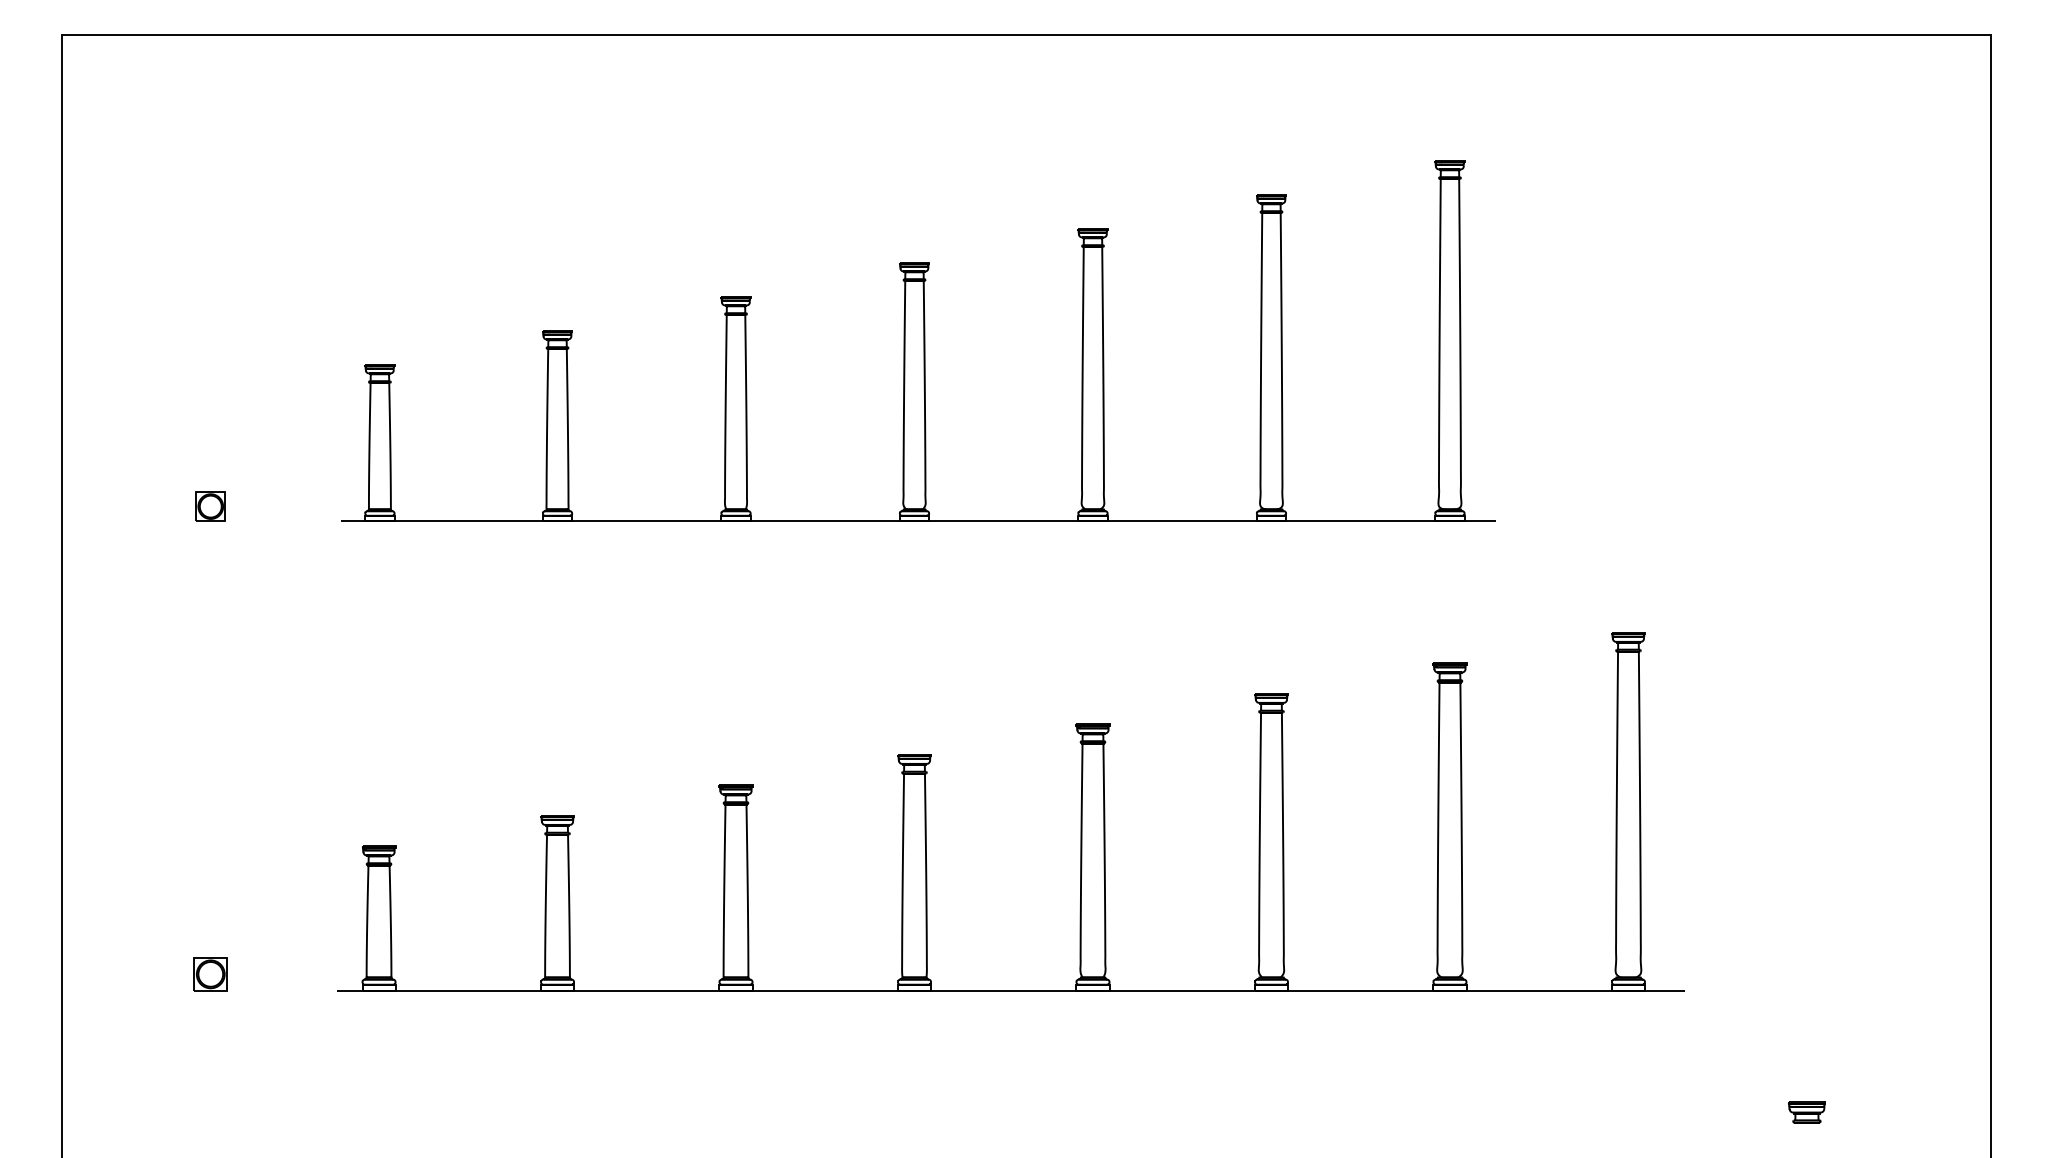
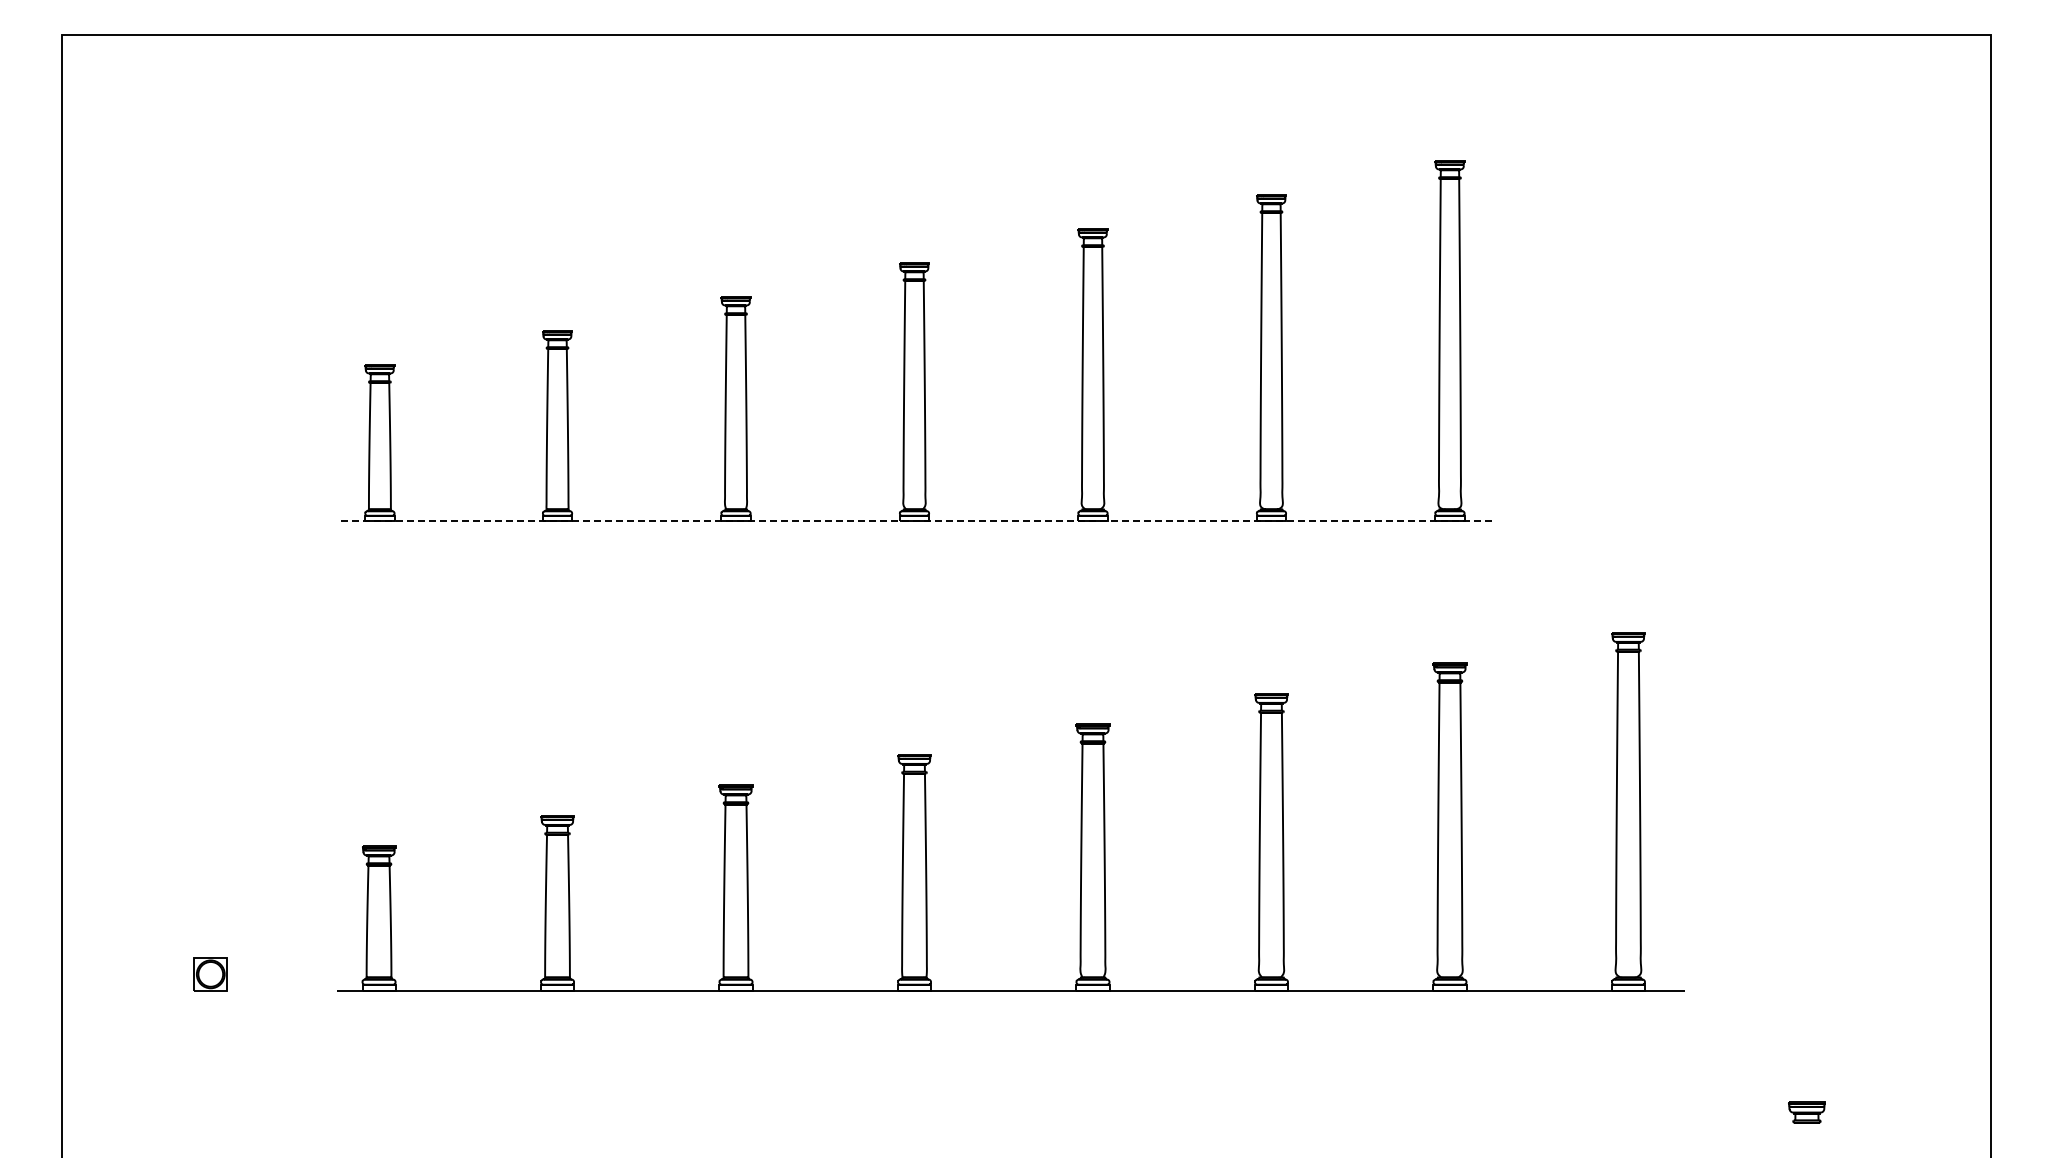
part: present -> none (210, 506)
line: solid -> dashed (918, 521)
